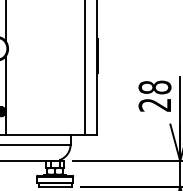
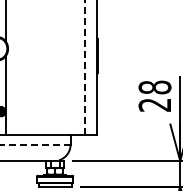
line: solid -> dashed (85, 67)
line: solid -> dashed (35, 144)
